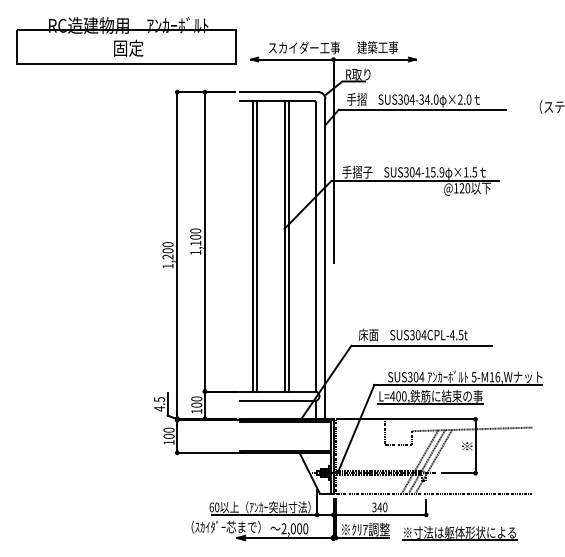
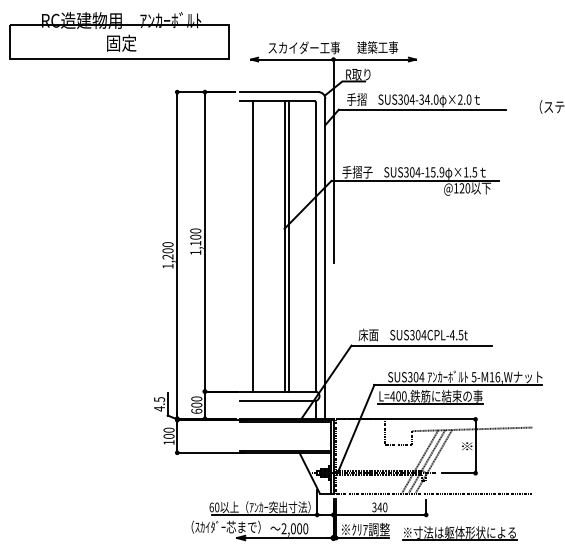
part position: (126, 40) -> (119, 35) (119, 35)
line: present -> none (257, 246)
text: 100 -> 600 (196, 410)
